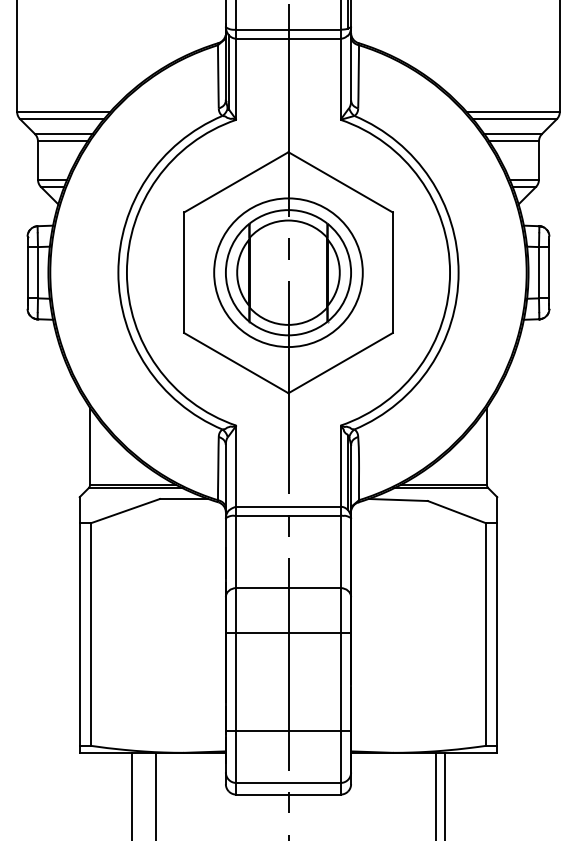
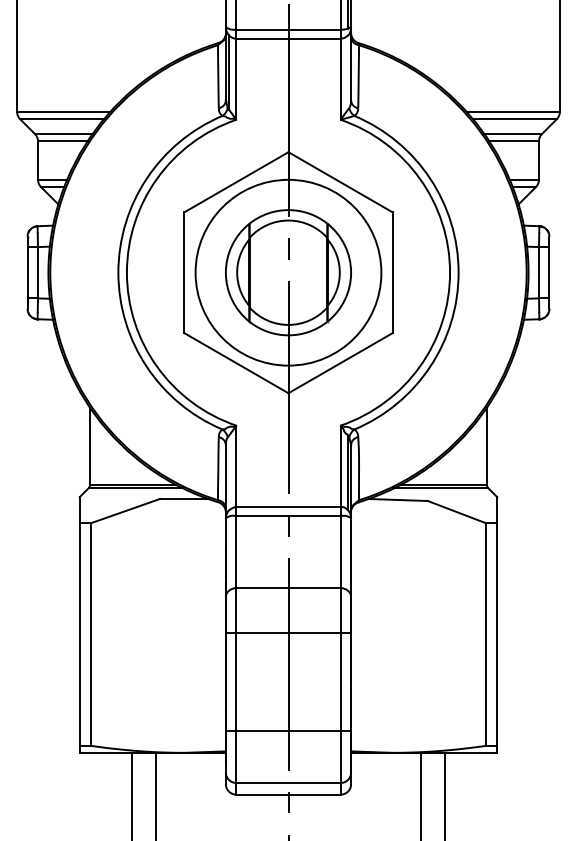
circle diameter: 149 px -> 186 px (288, 272)
line position: (435, 794) -> (420, 794) (420, 794)
